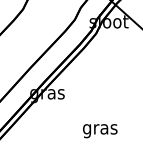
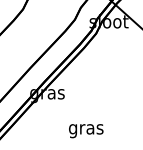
text position: (100, 131) -> (86, 131) (86, 131)
